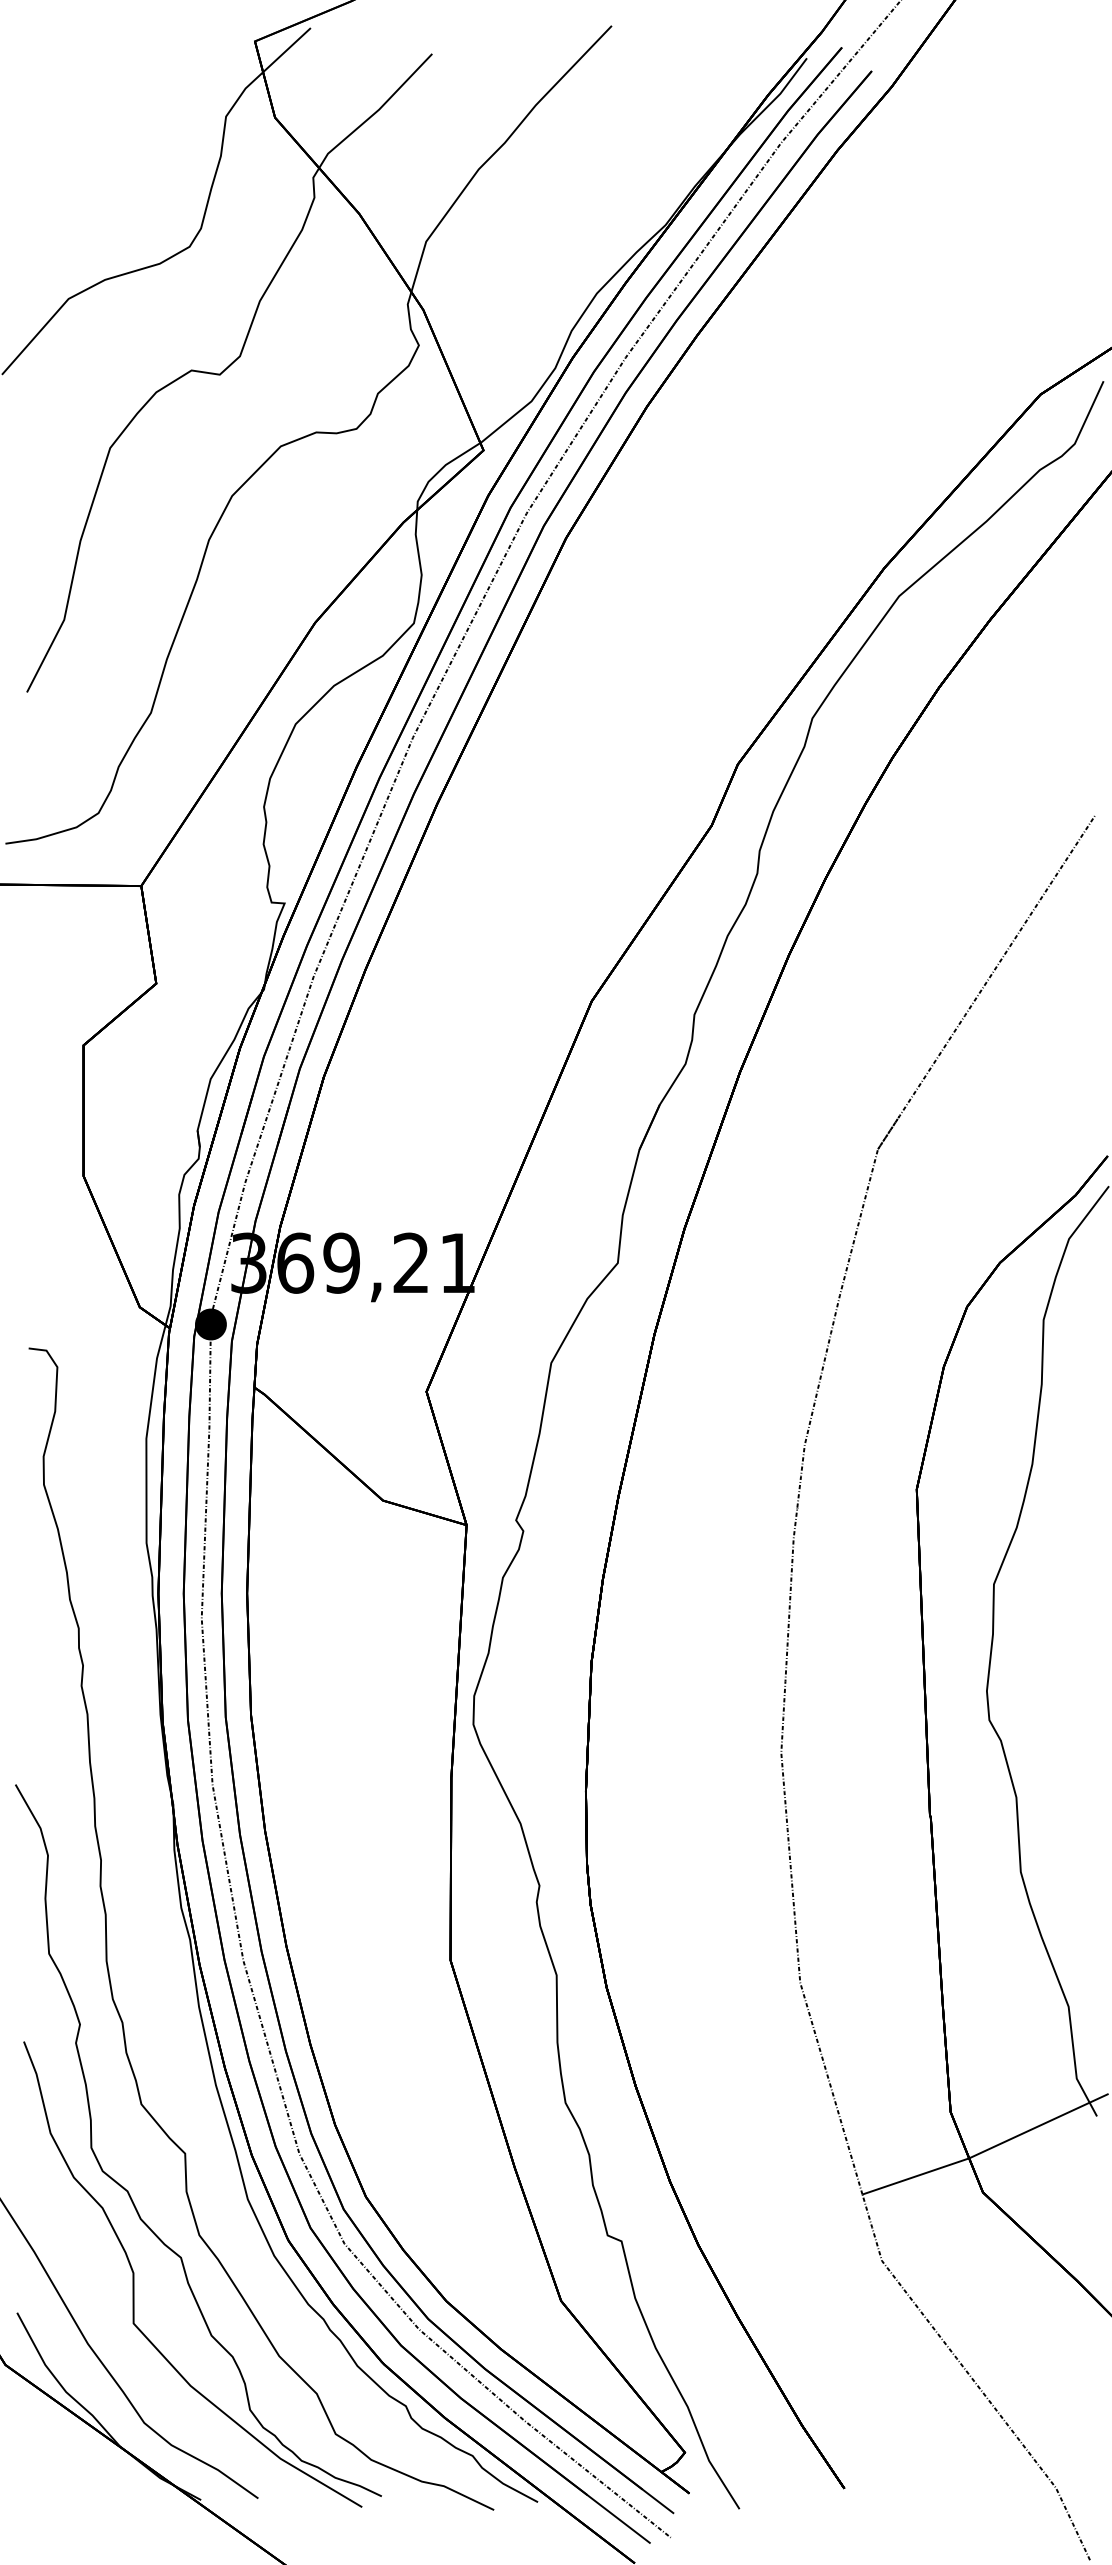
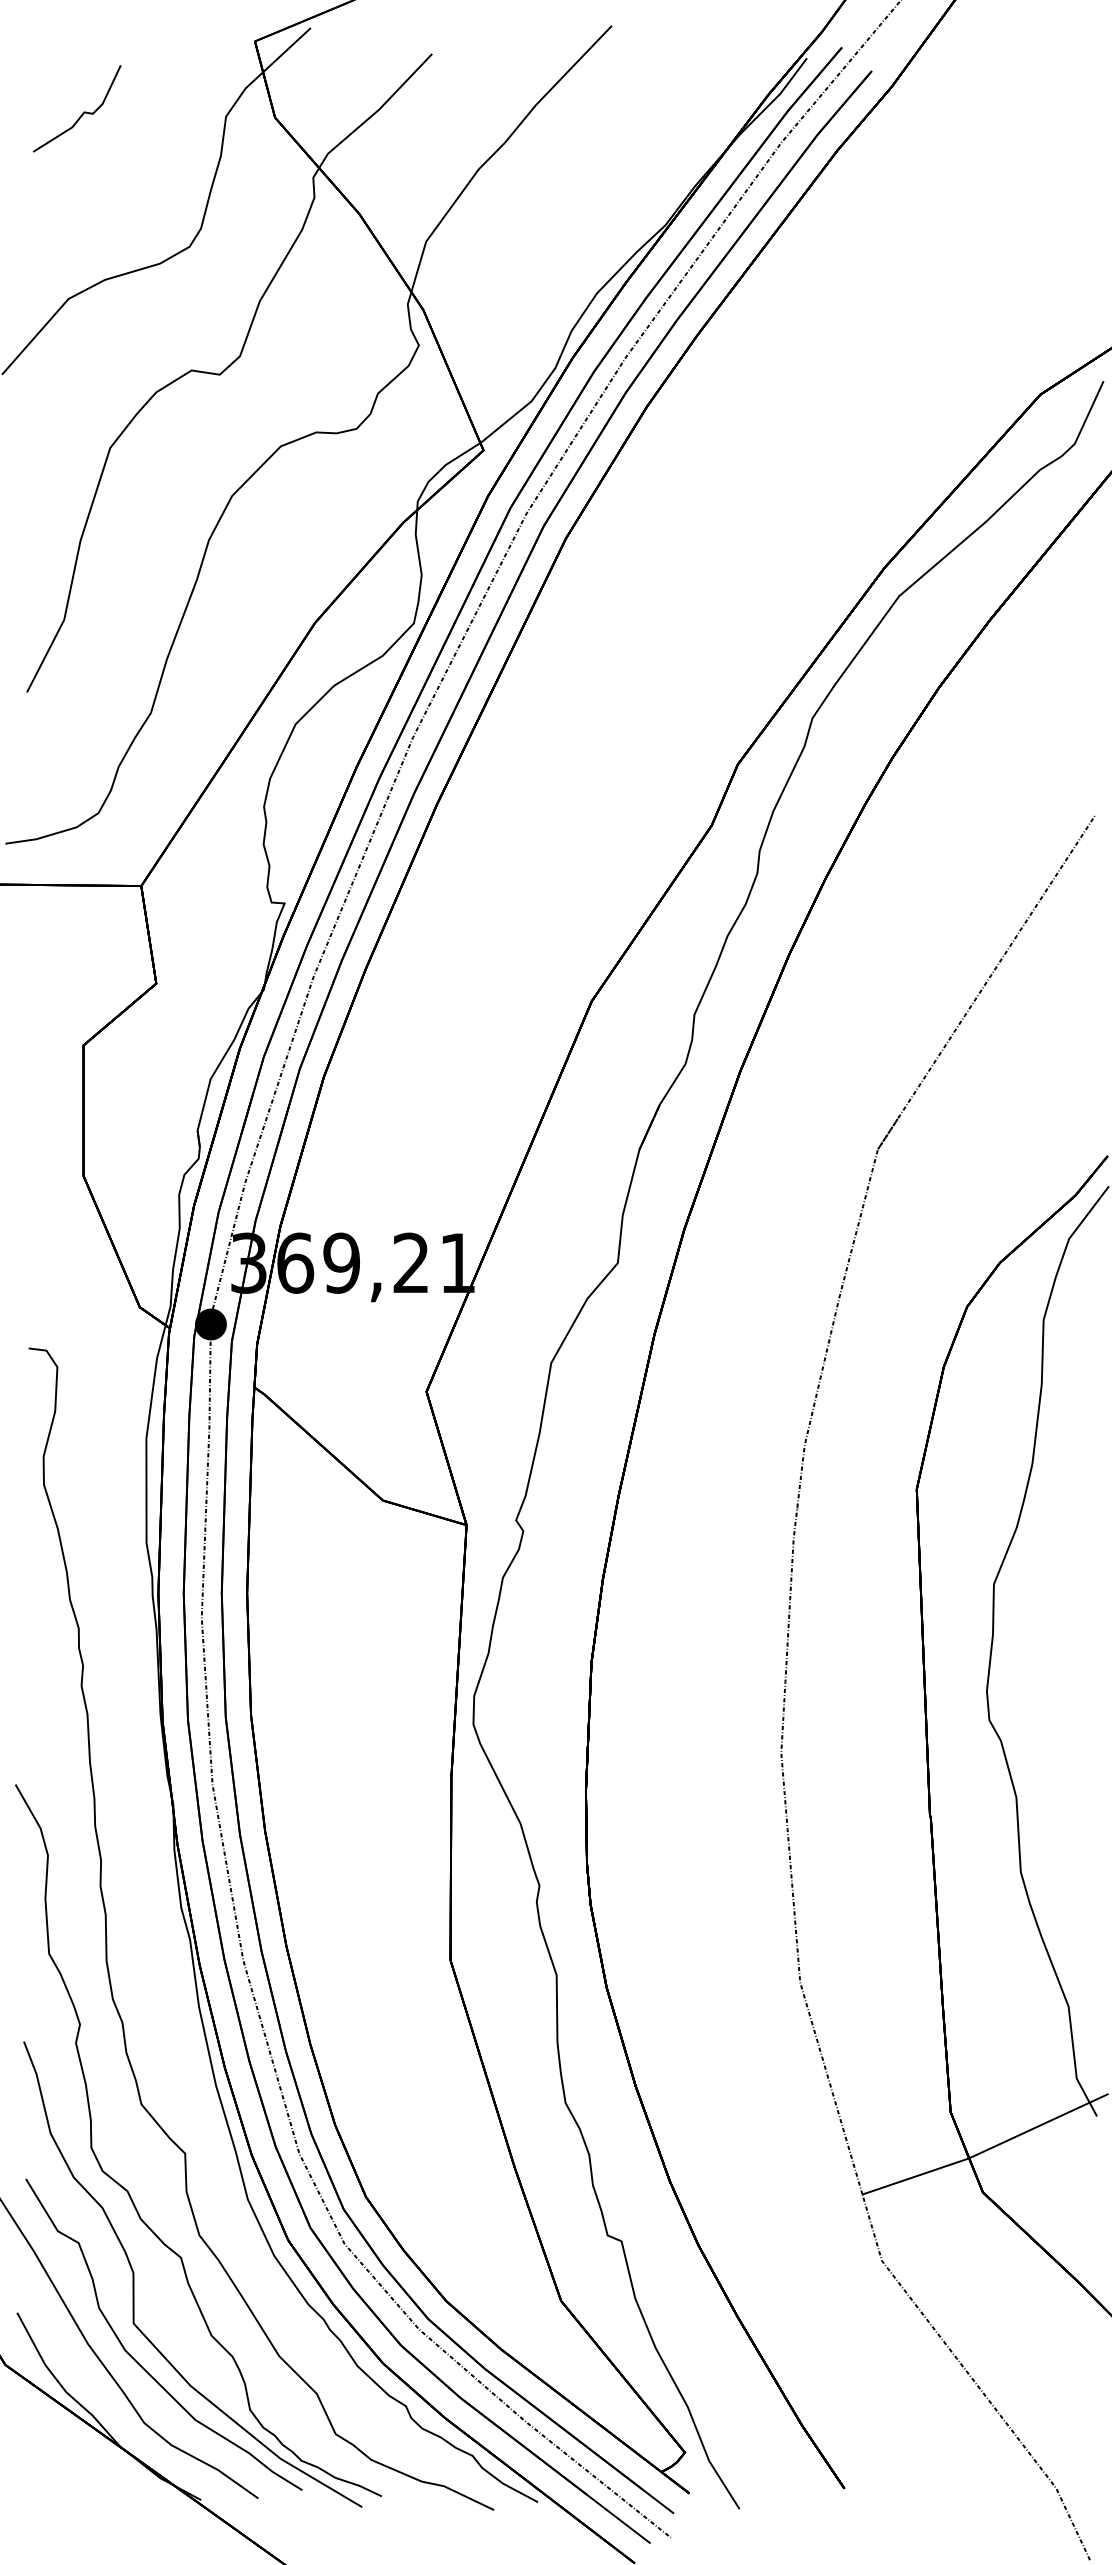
curve: none -> present (83, 111)
curve: none -> present (136, 2360)
